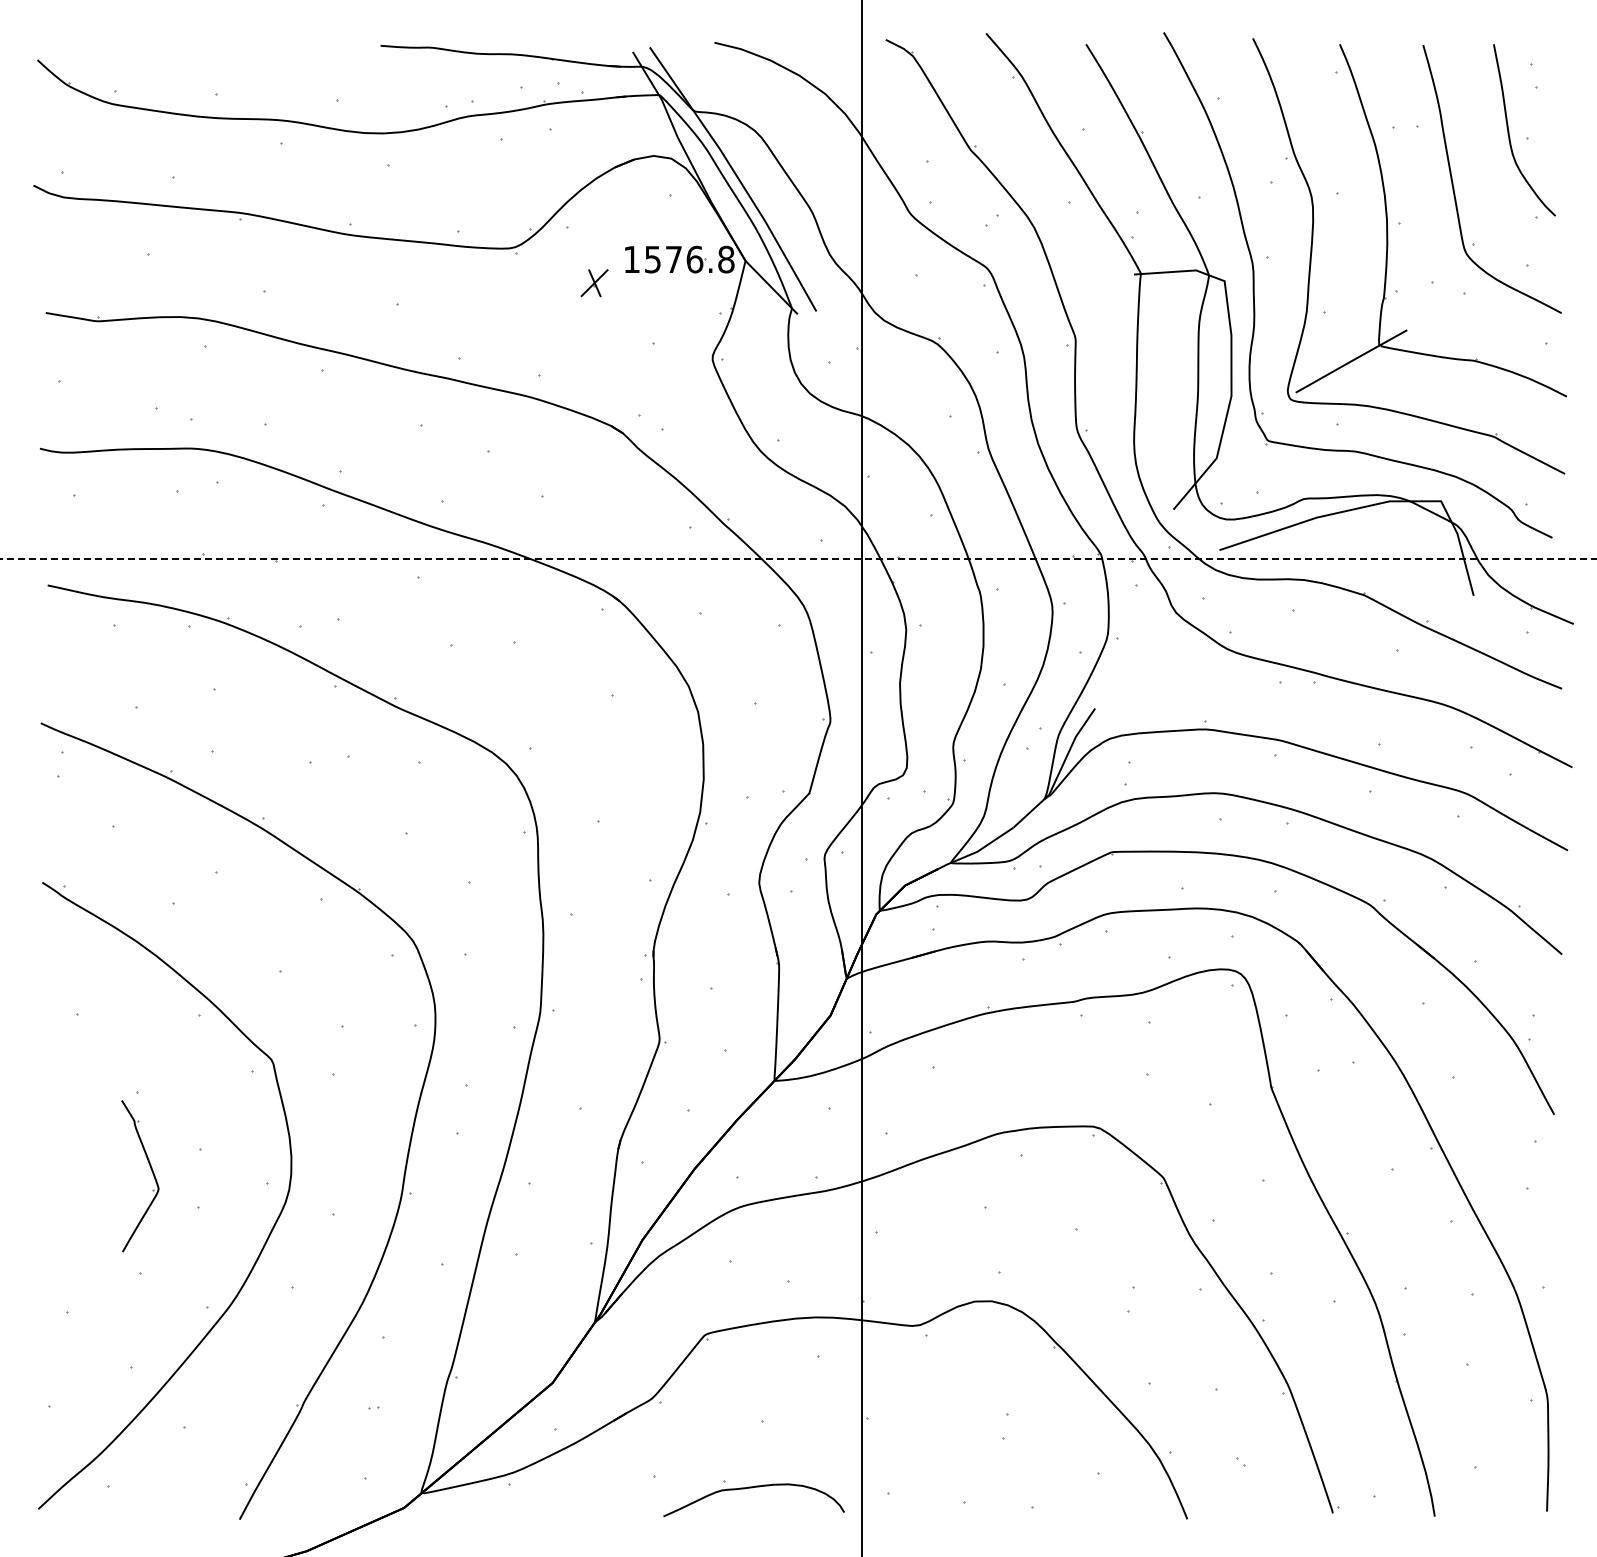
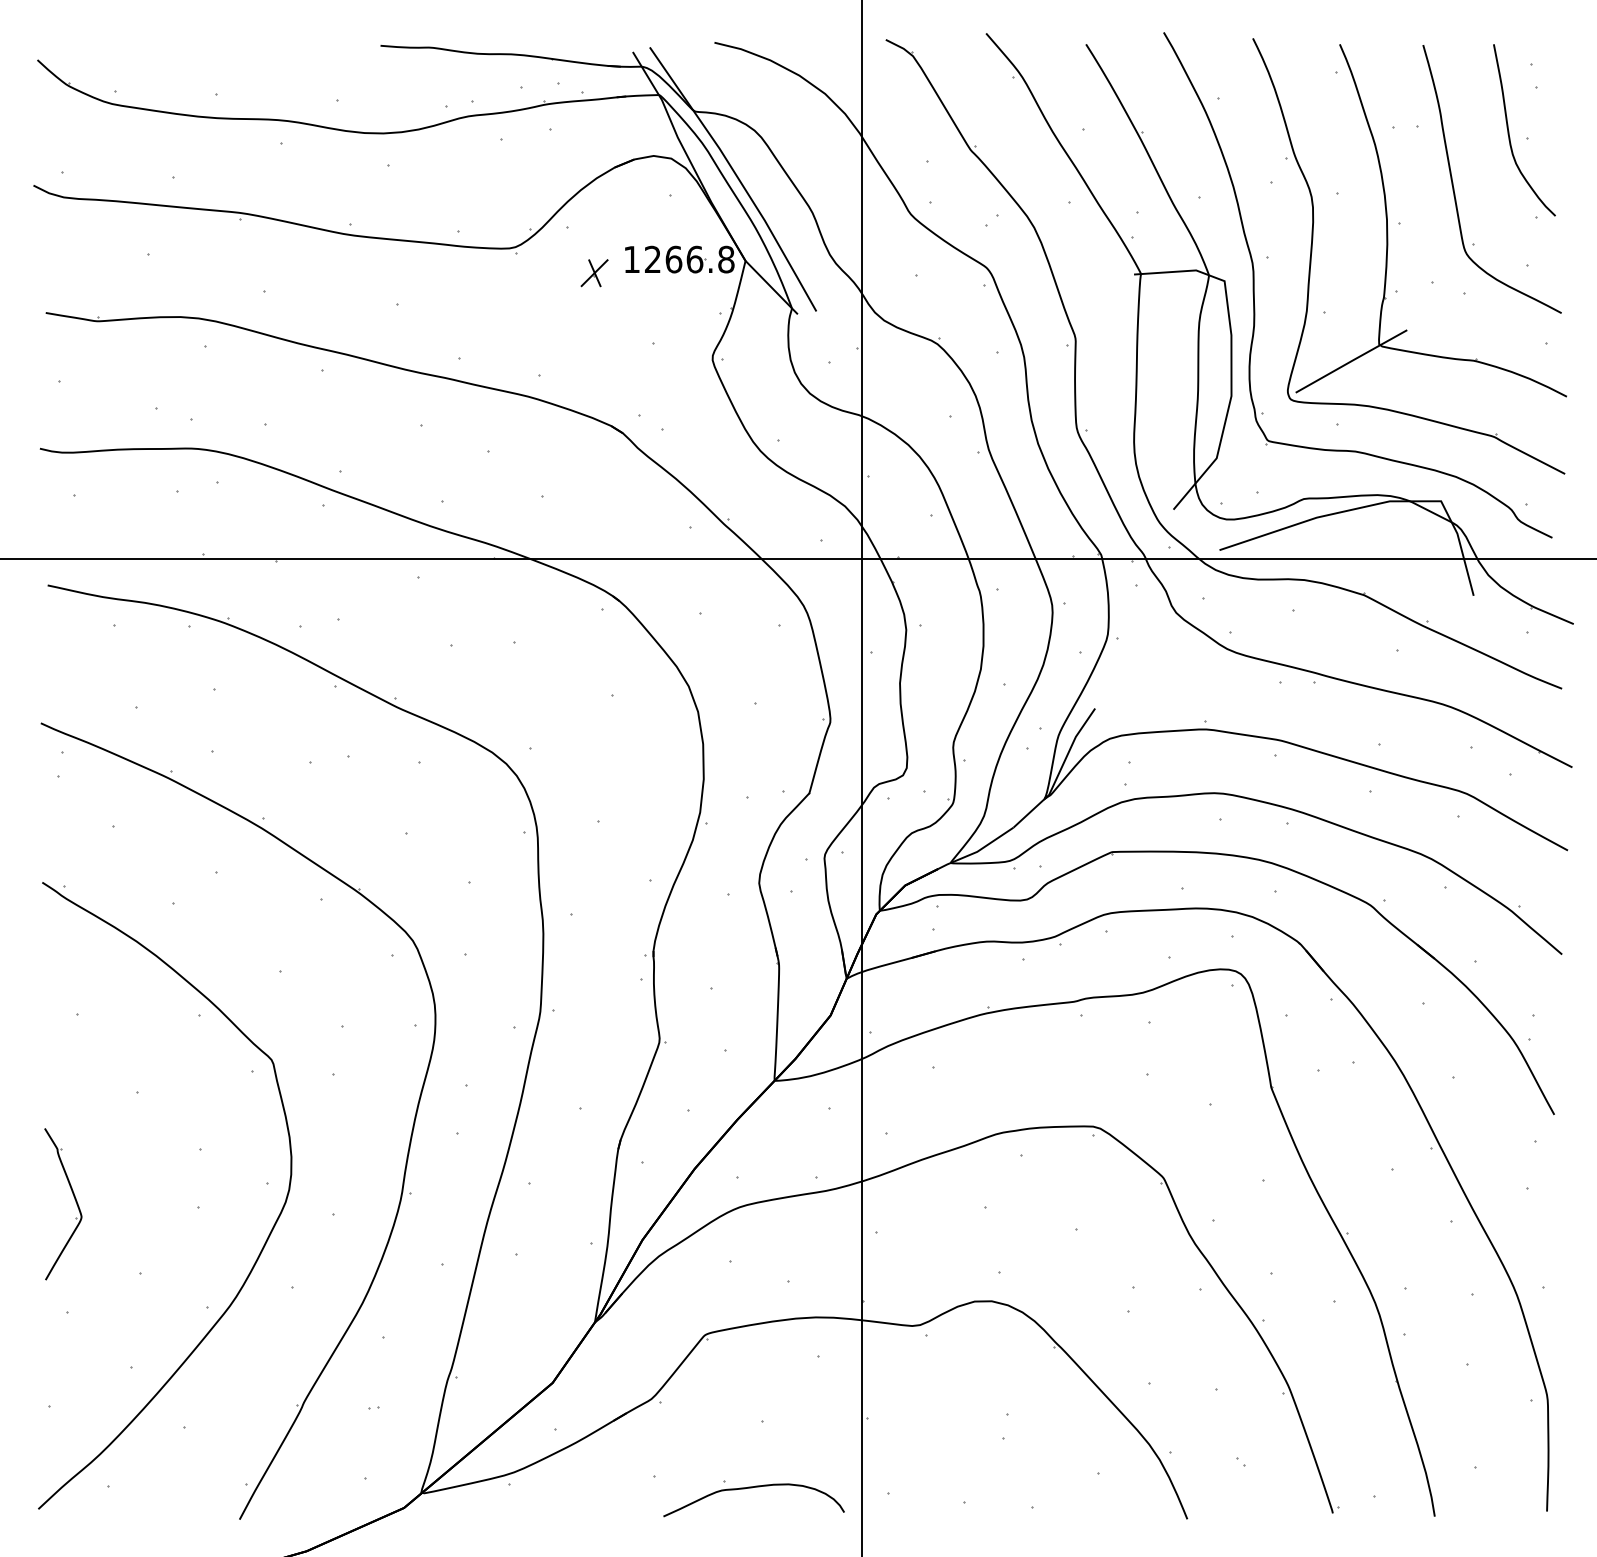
text: 1576.8 -> 1266.8 (663, 259)
part position: (594, 283) -> (594, 273) (594, 273)
line: dashed -> solid (798, 559)
part position: (151, 1171) -> (74, 1199) (74, 1199)
